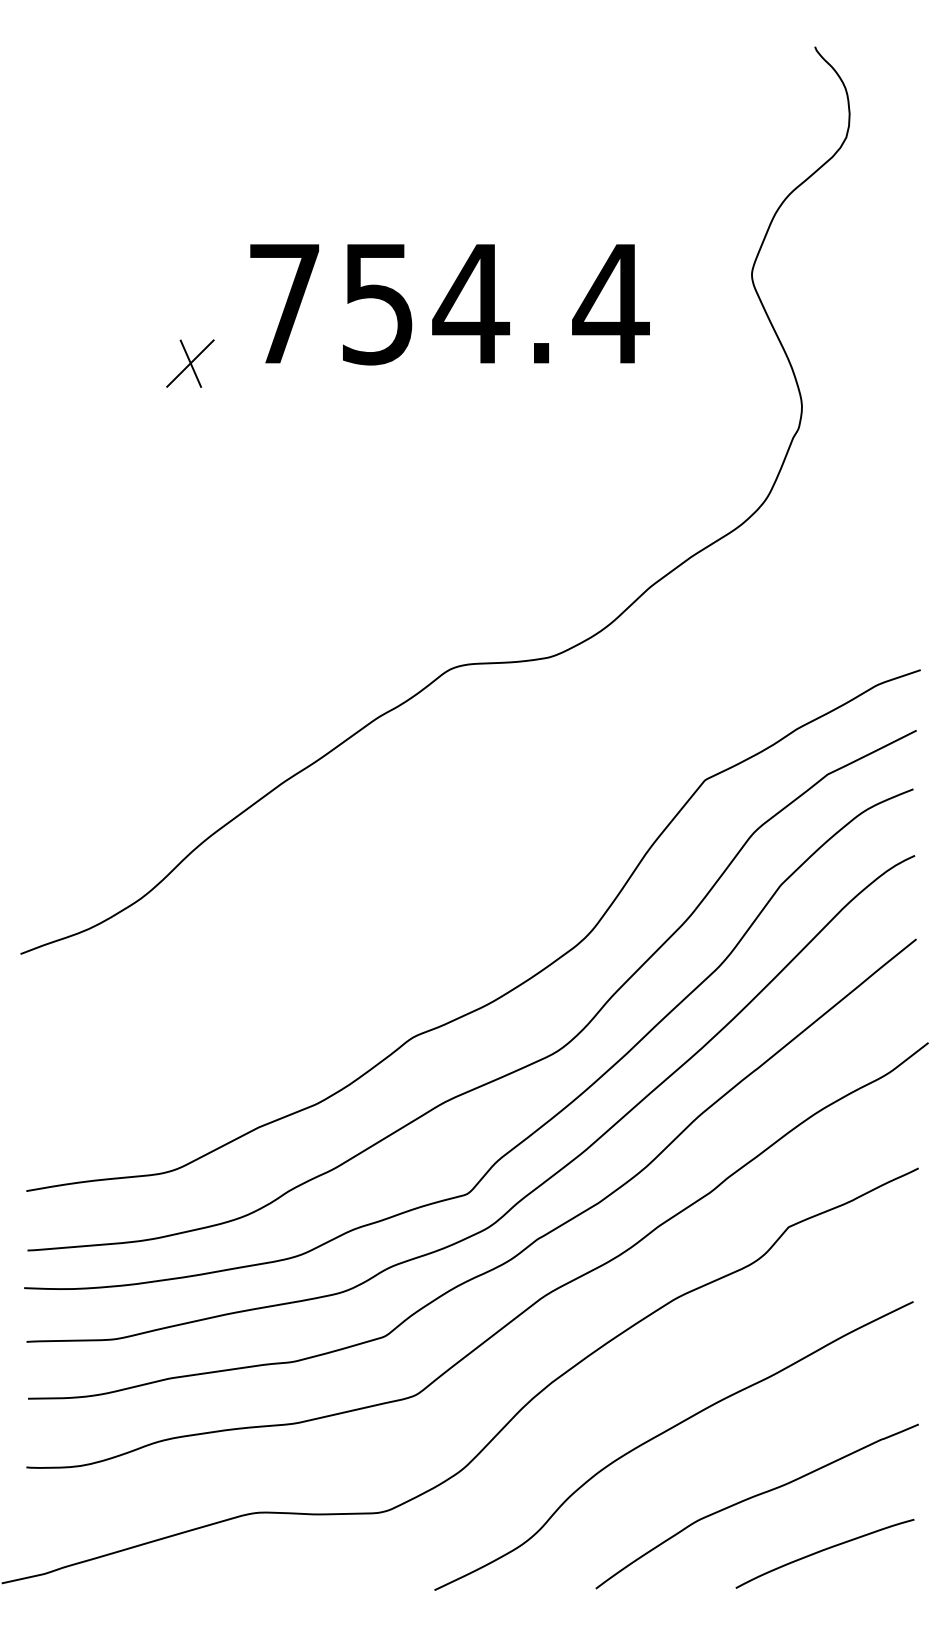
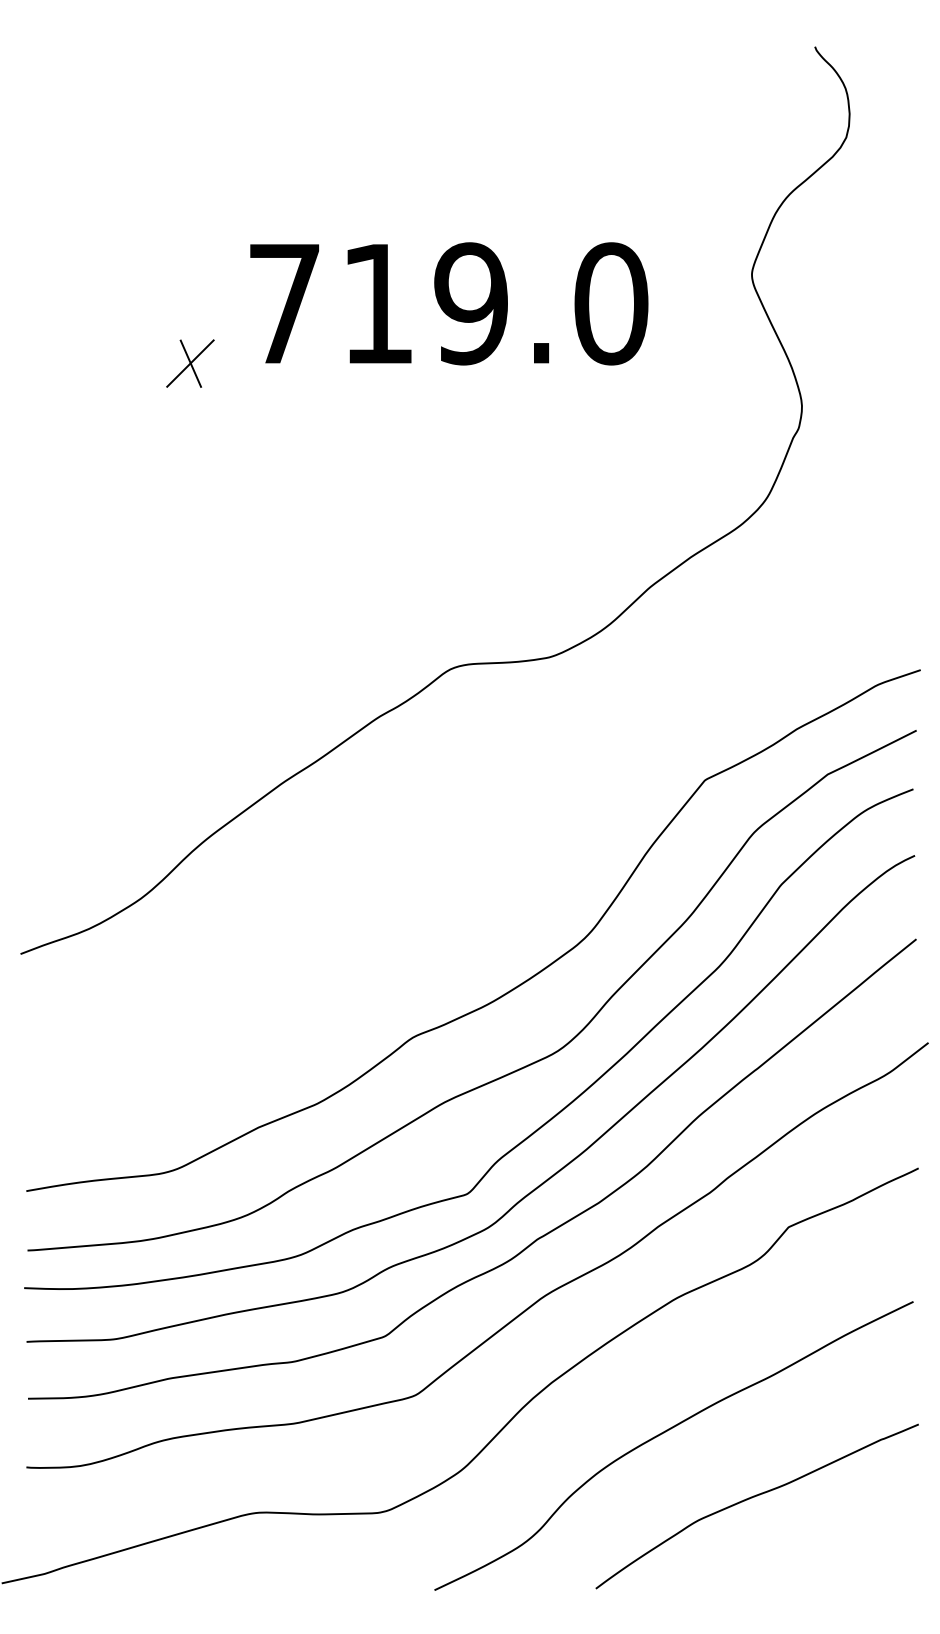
text: 754.4 -> 719.0 (496, 303)
curve: present -> none (823, 1551)
